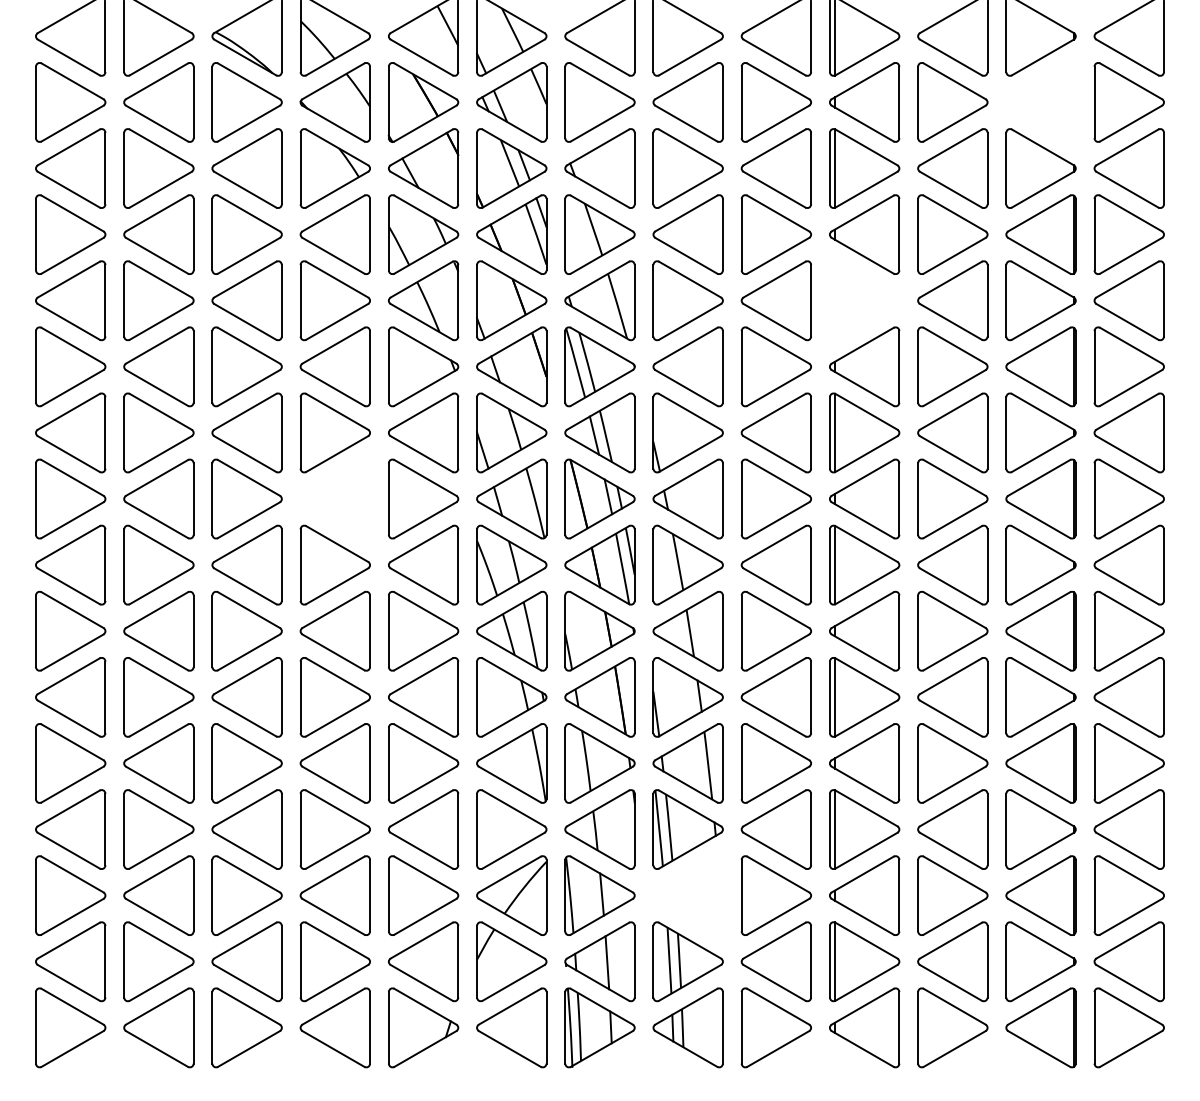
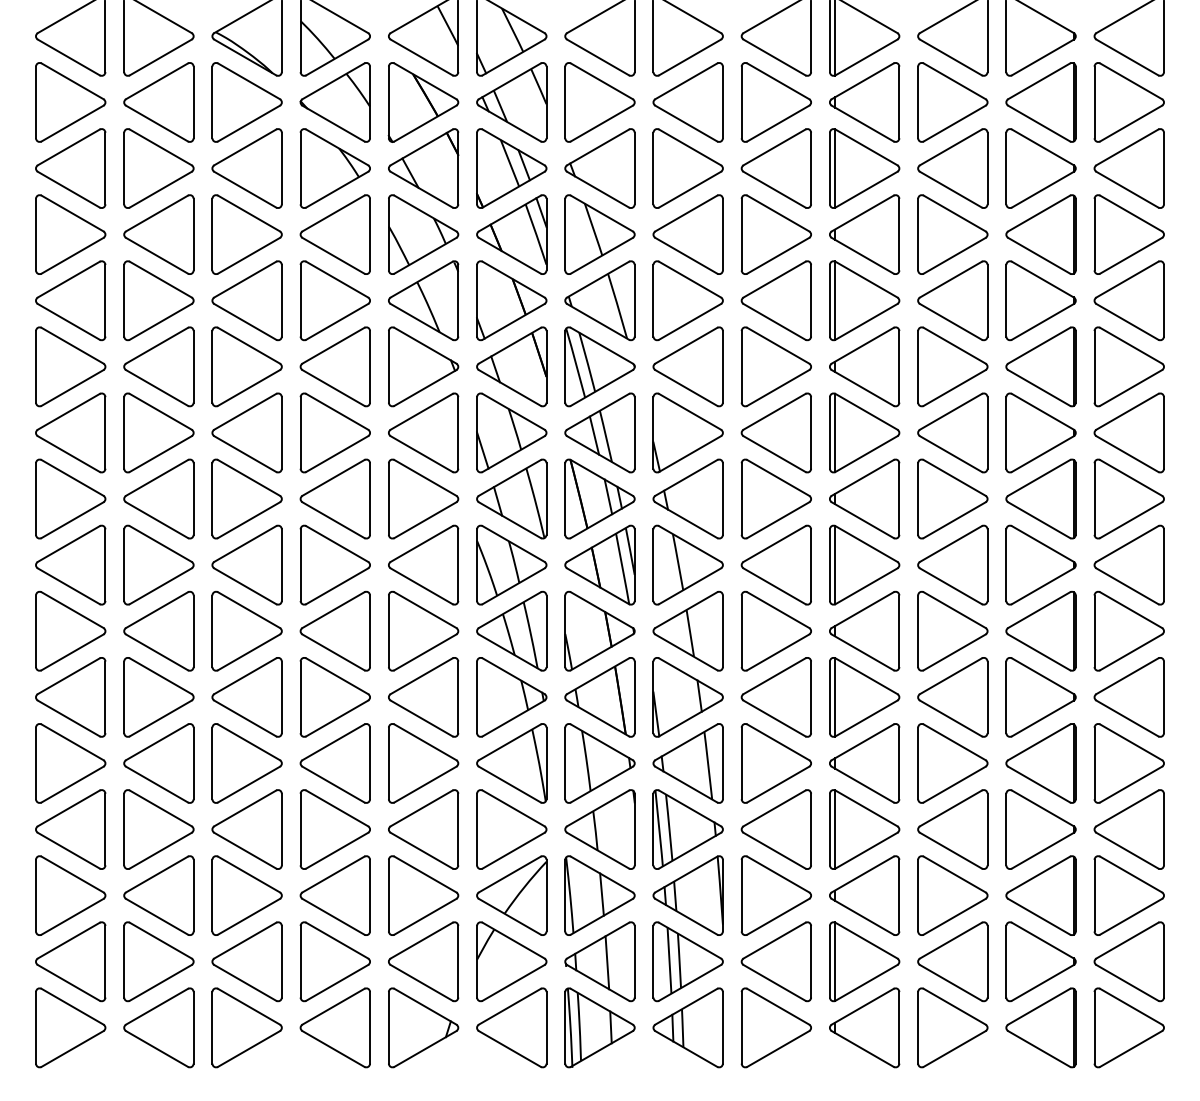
part: none -> present (1040, 102)
part: none -> present (864, 300)
part: none -> present (334, 498)
part: none -> present (687, 895)
